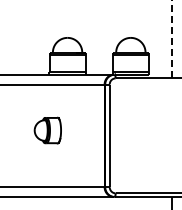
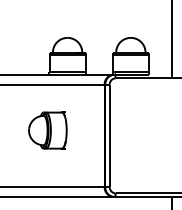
line: dashed -> solid (171, 39)
part size: 29x29 px -> 40x39 px (47, 130)
